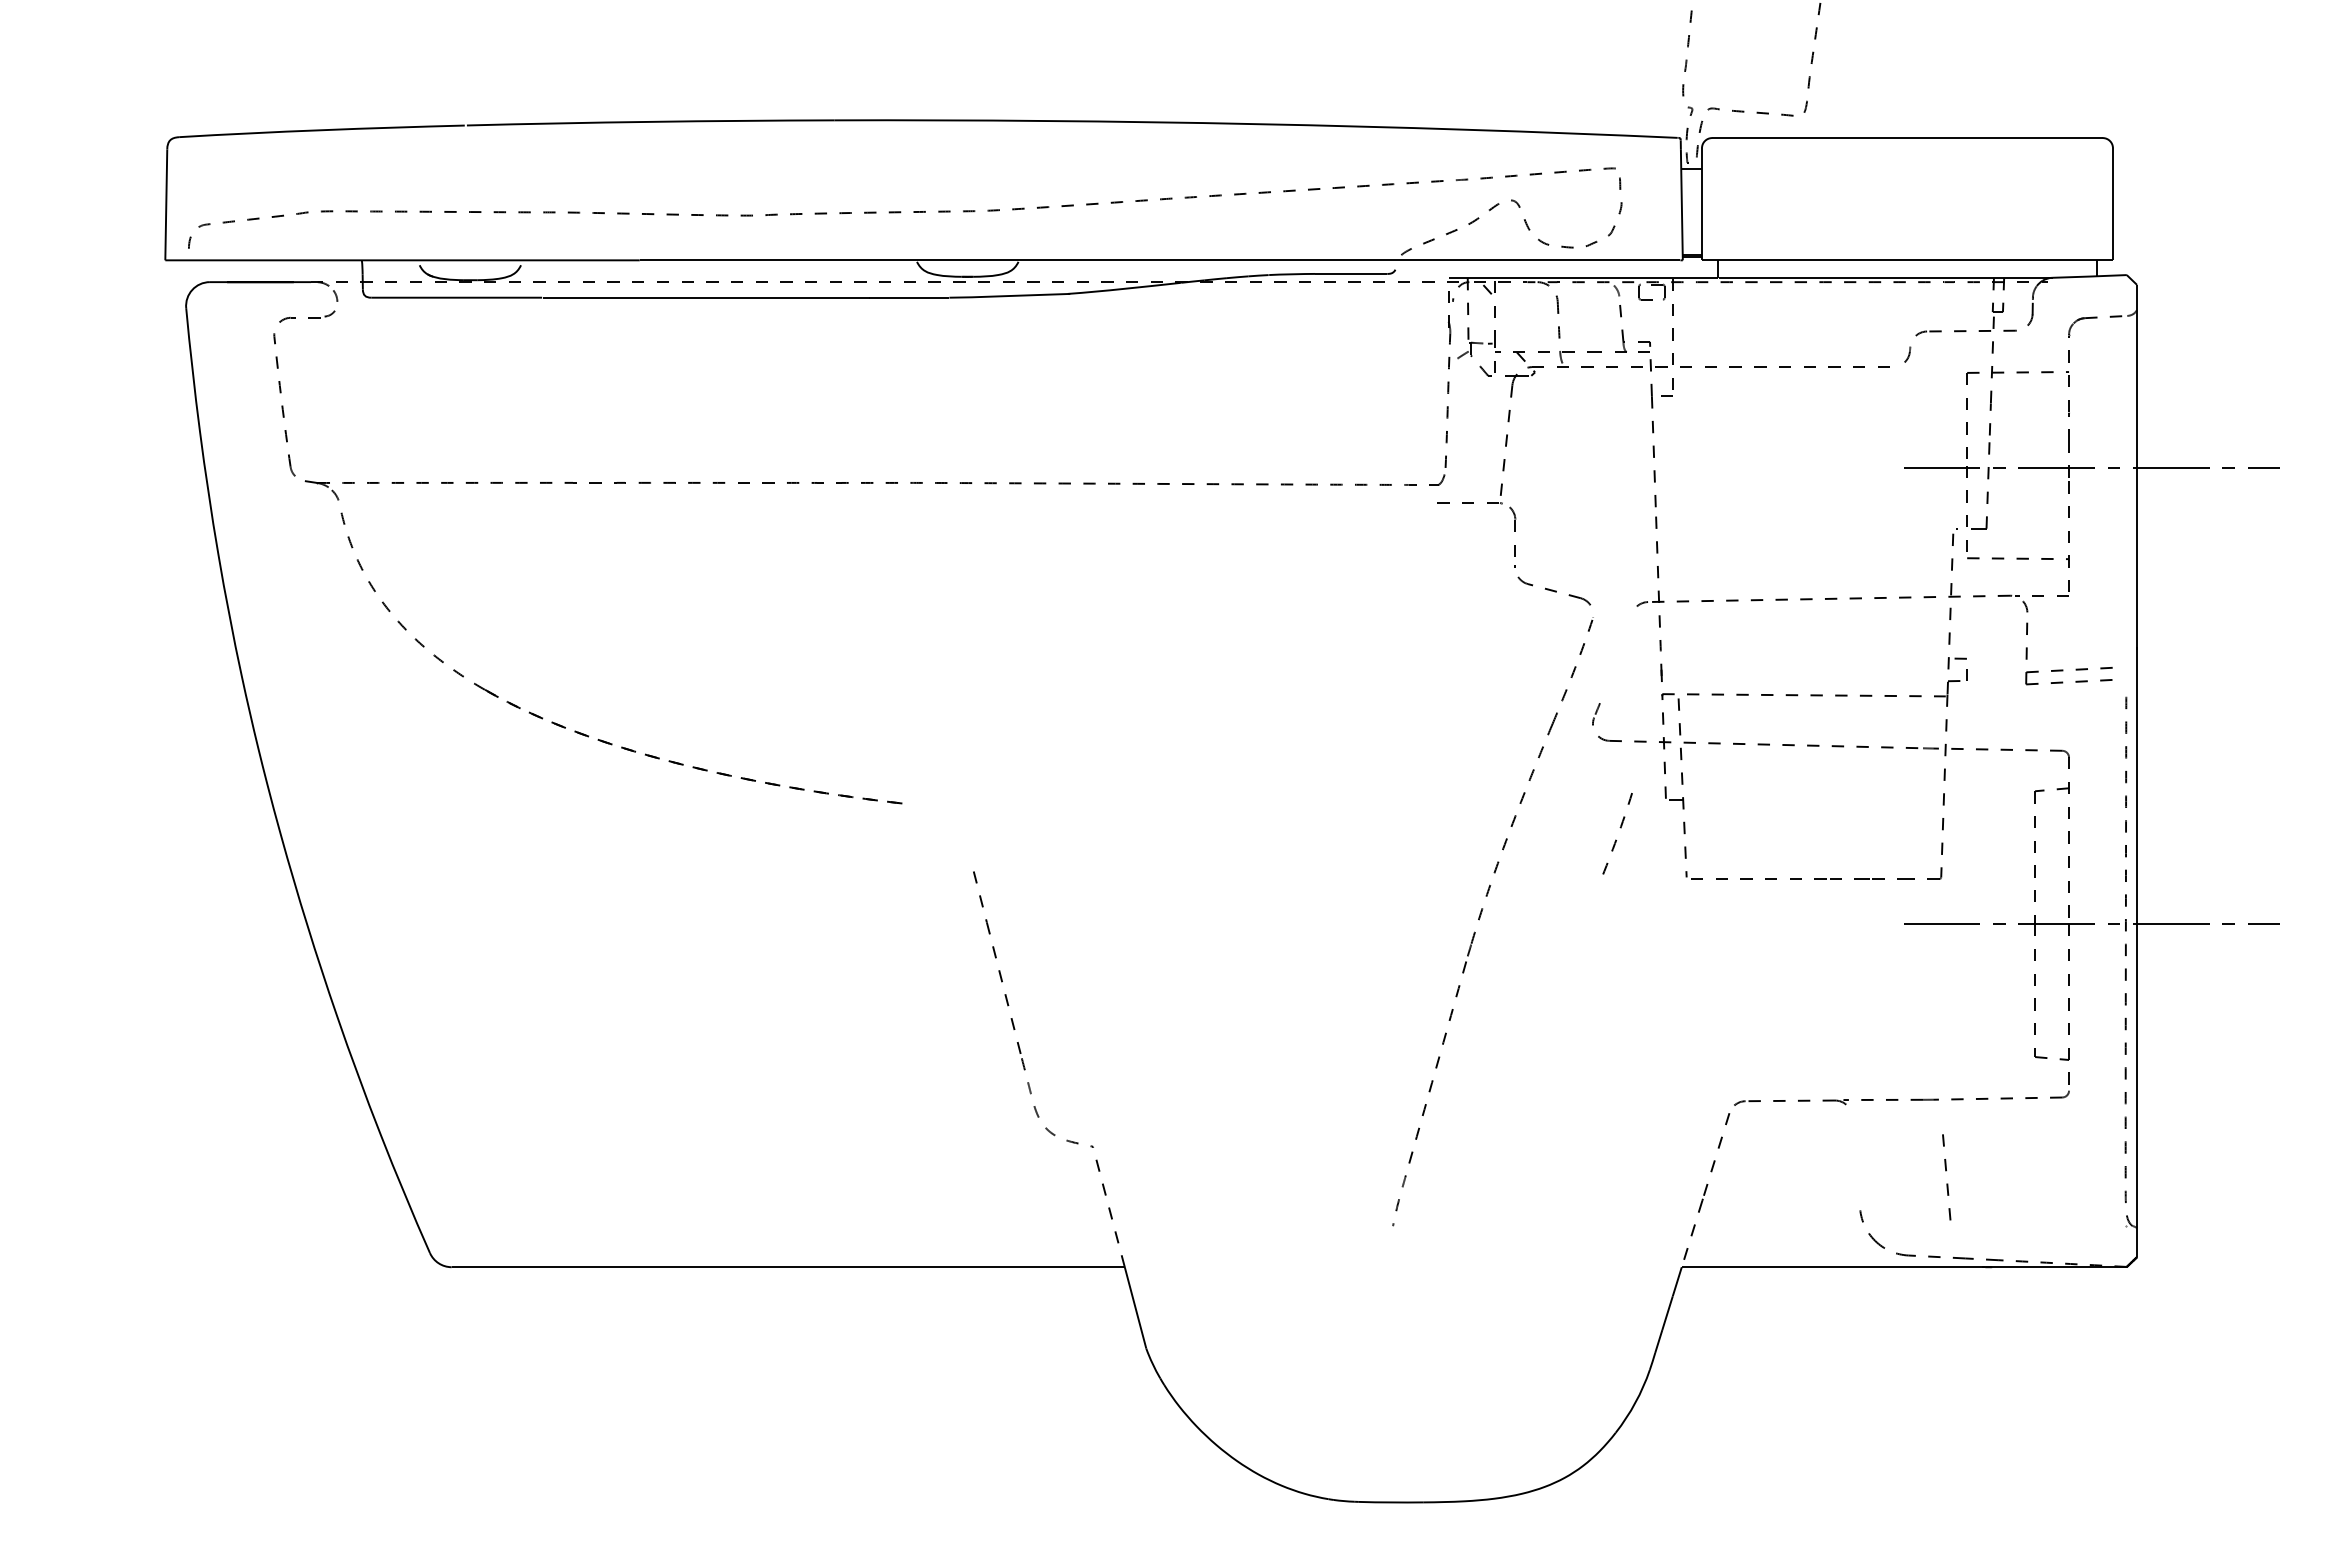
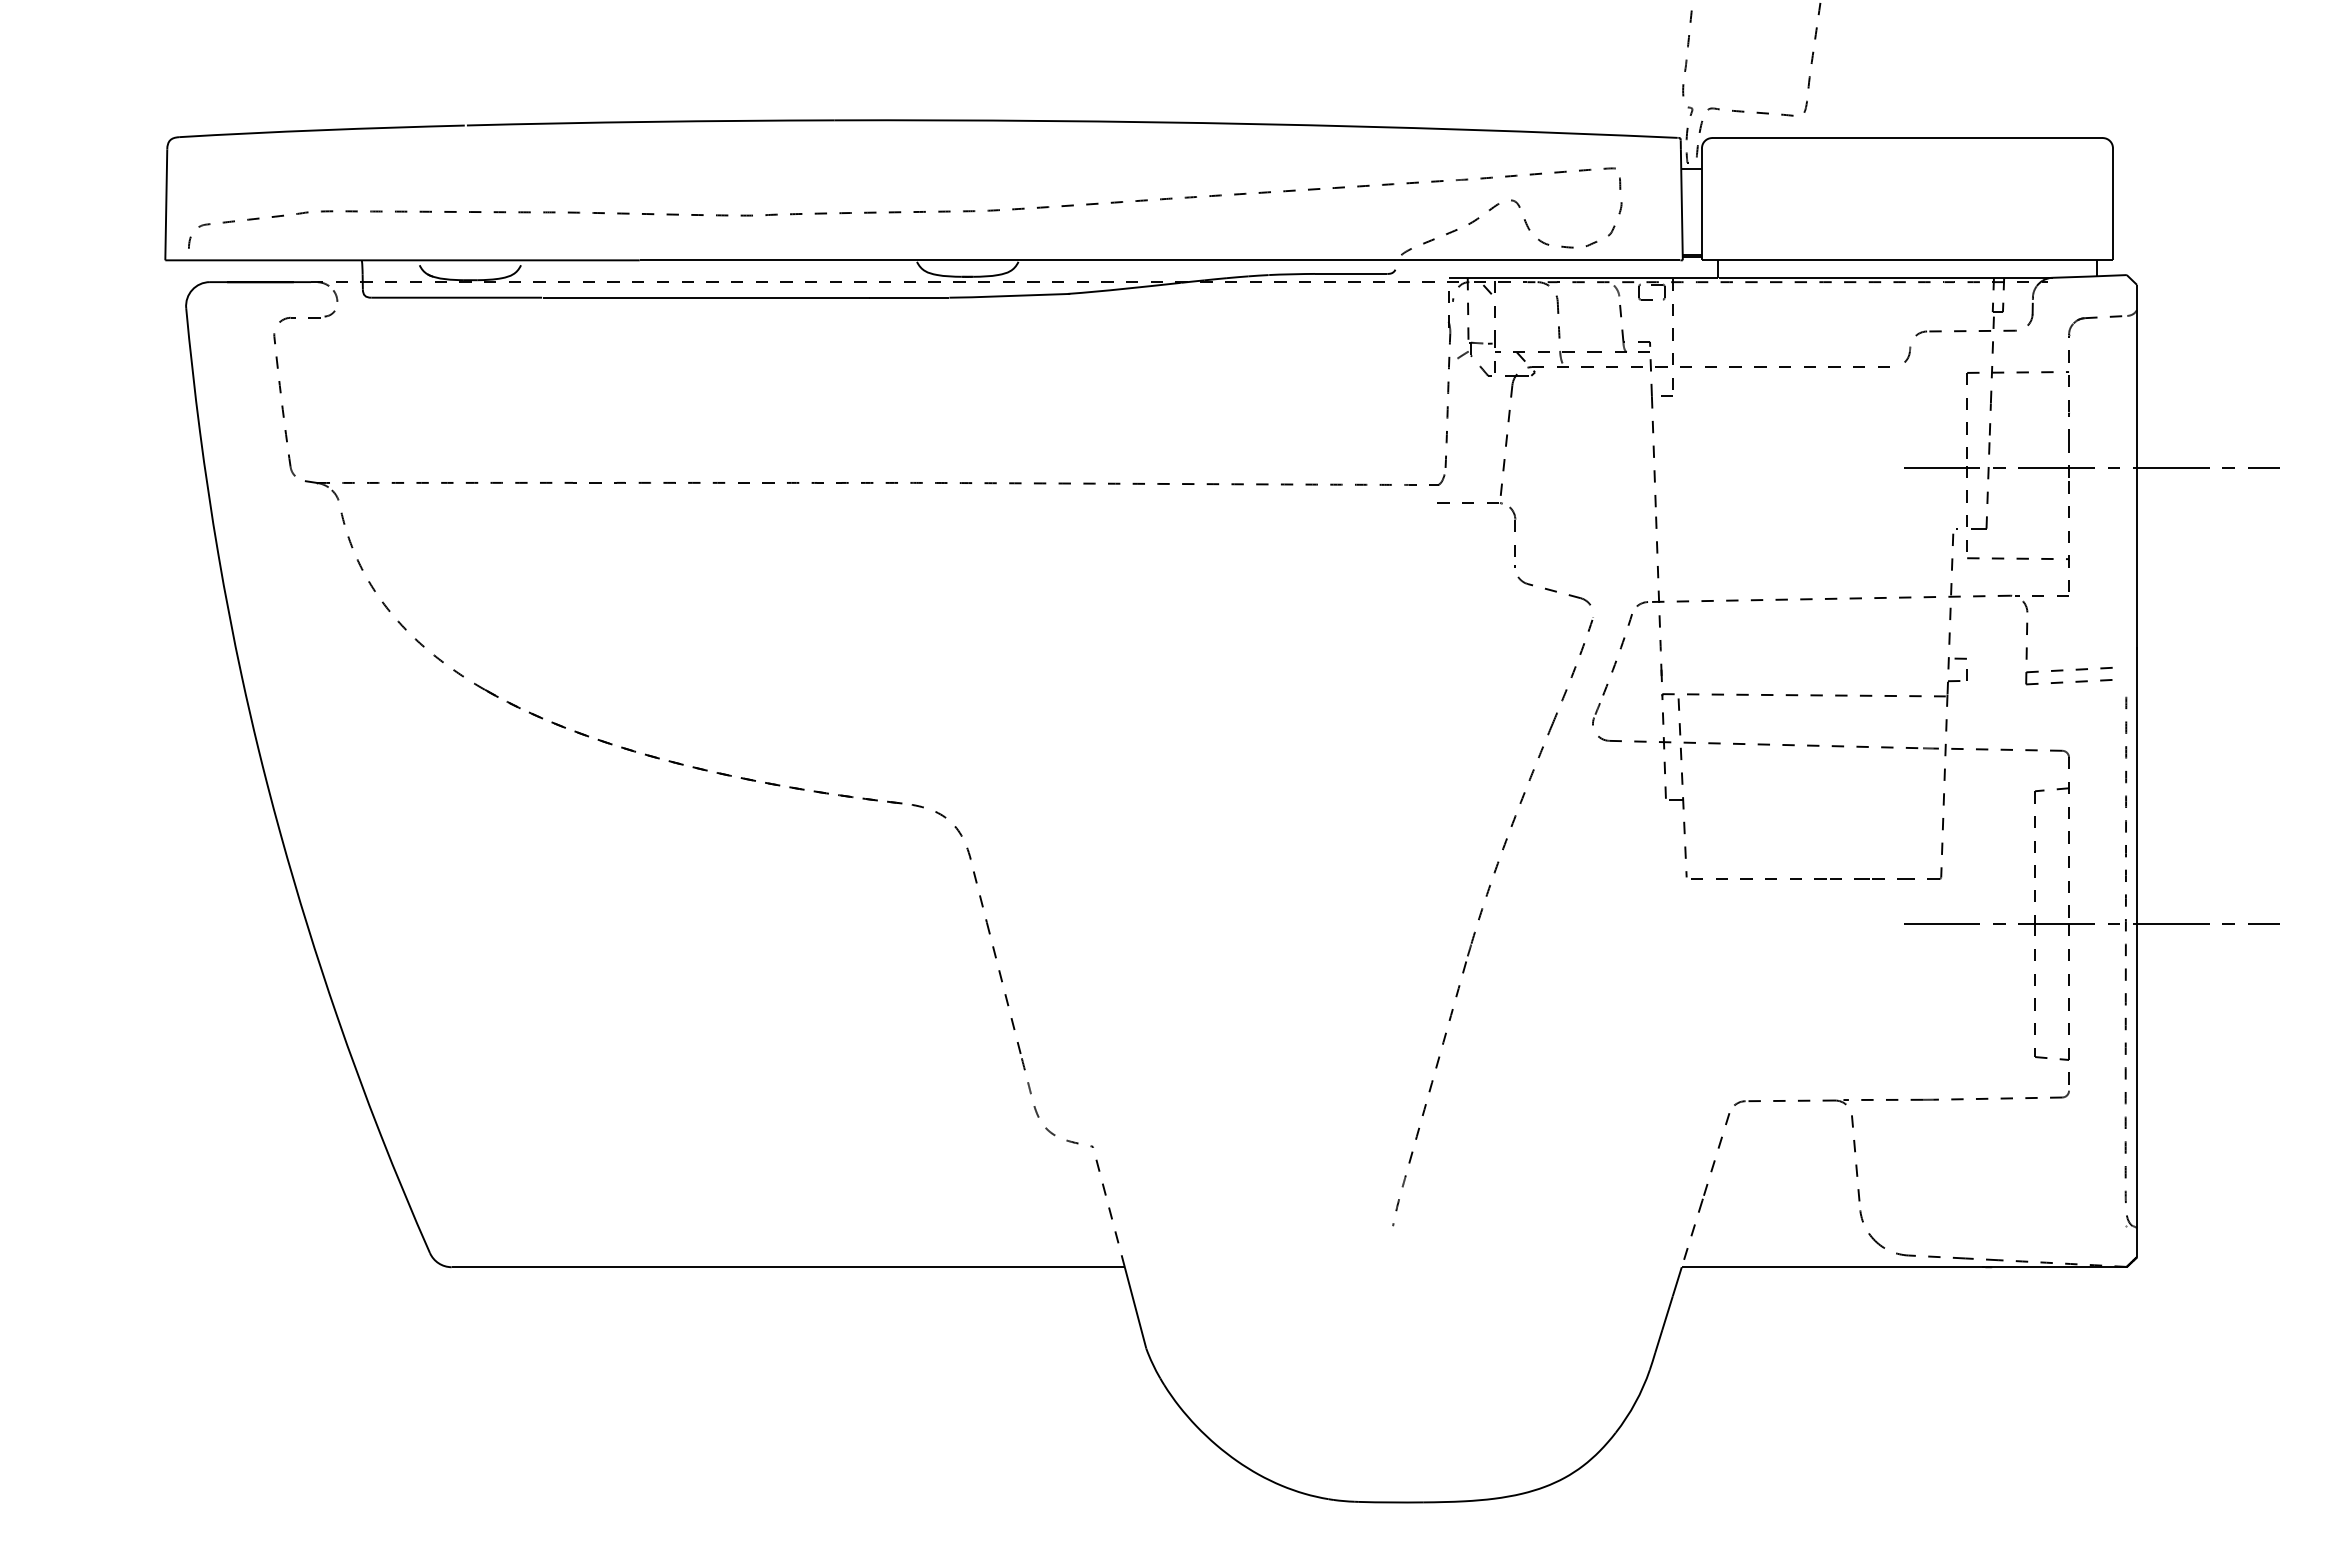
part: none -> present (944, 818)
part position: (1617, 833) -> (1617, 654) (1617, 654)
part position: (1946, 1177) -> (1855, 1158) (1855, 1158)
